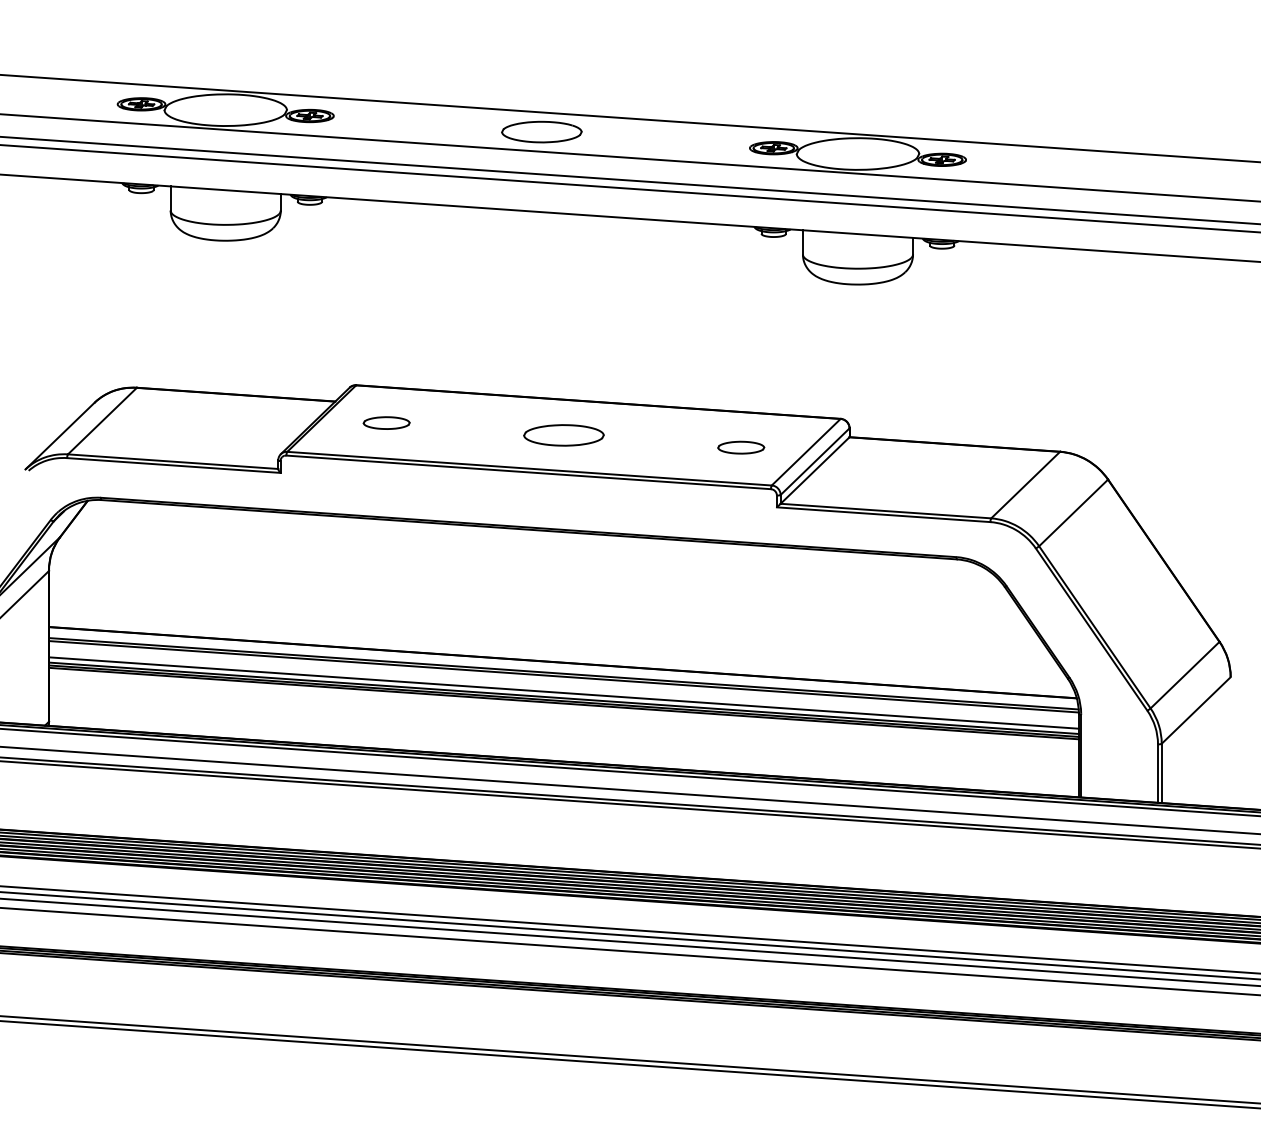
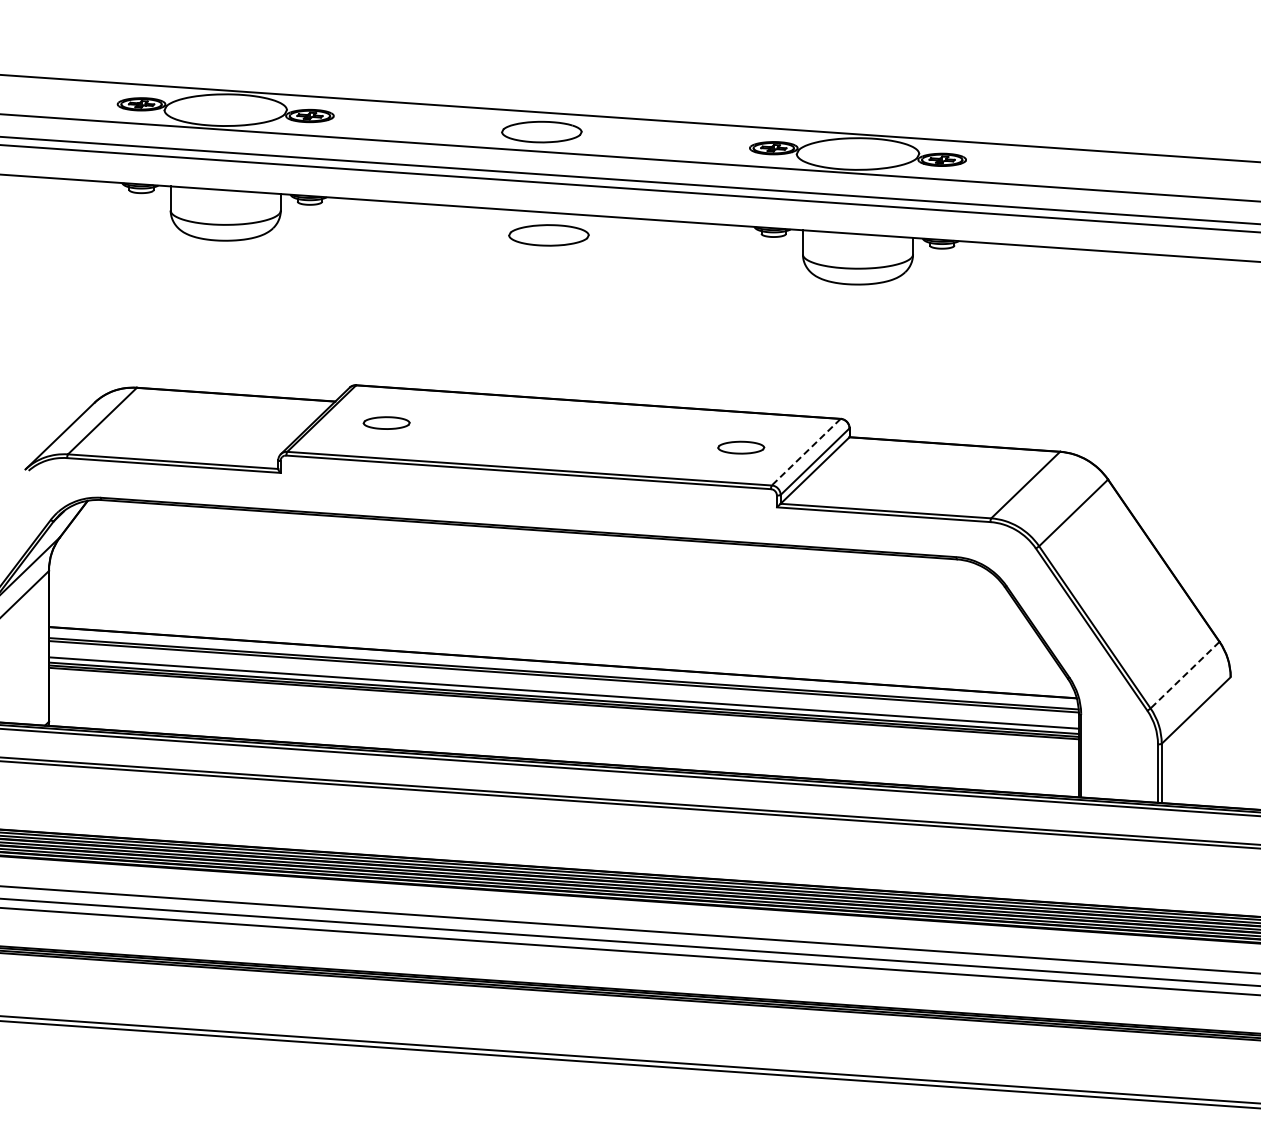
part position: (563, 435) -> (548, 235) (548, 235)
line: solid -> dashed (806, 452)
line: solid -> dashed (1185, 675)
line: present -> none (629, 790)
line: present -> none (629, 935)
